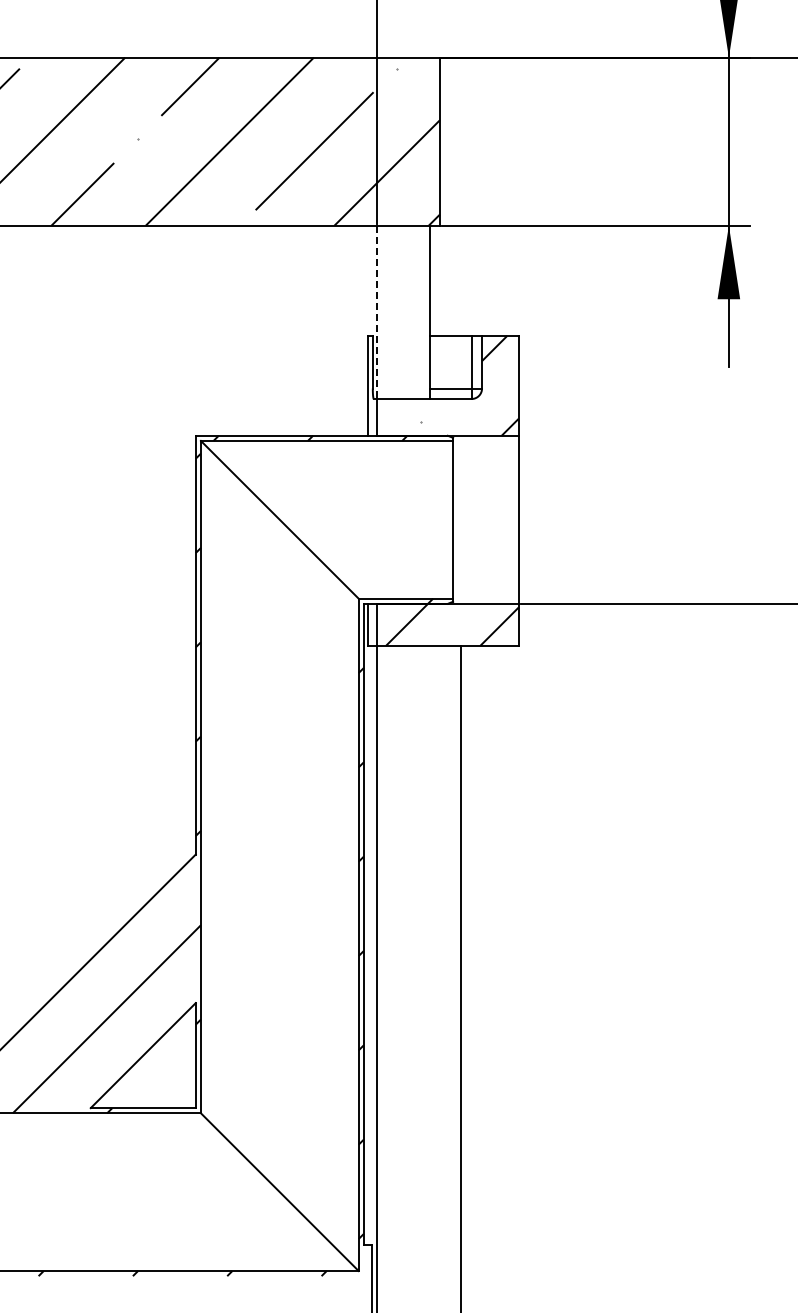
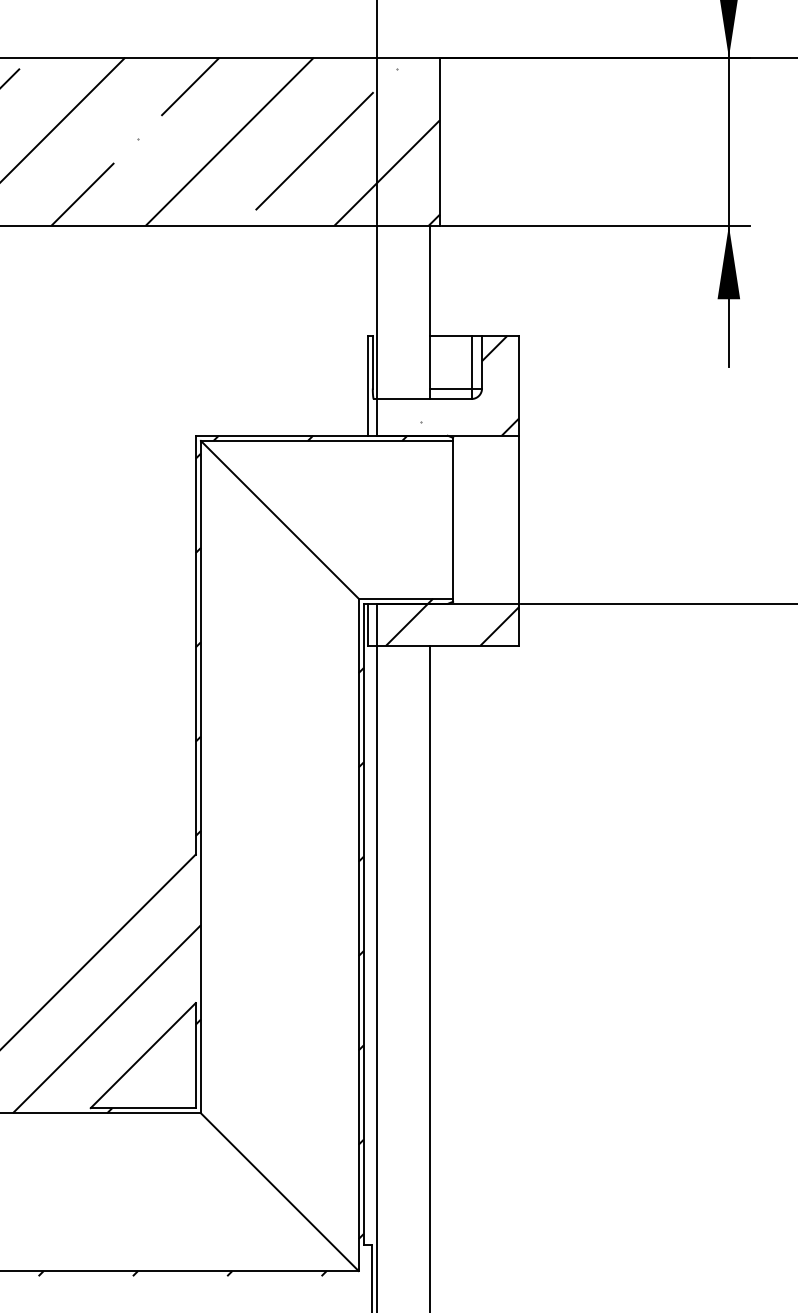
line: dashed -> solid (377, 312)
line position: (460, 977) -> (429, 977) (429, 977)
